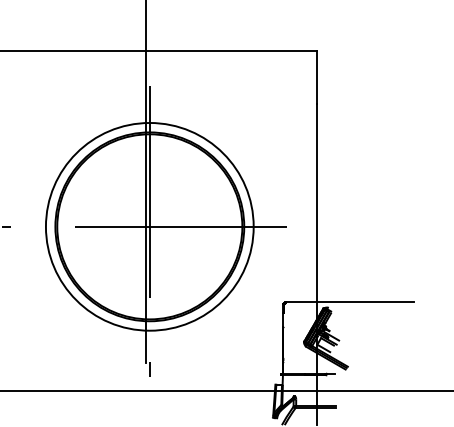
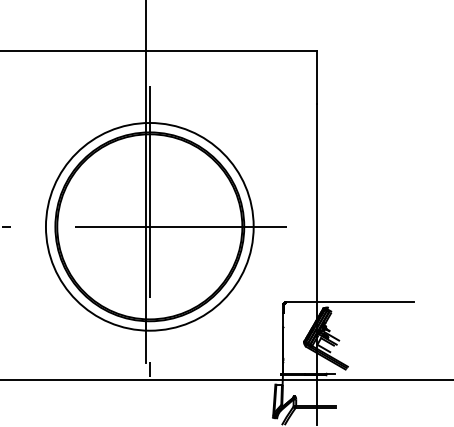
line position: (226, 391) -> (226, 380) (226, 380)
